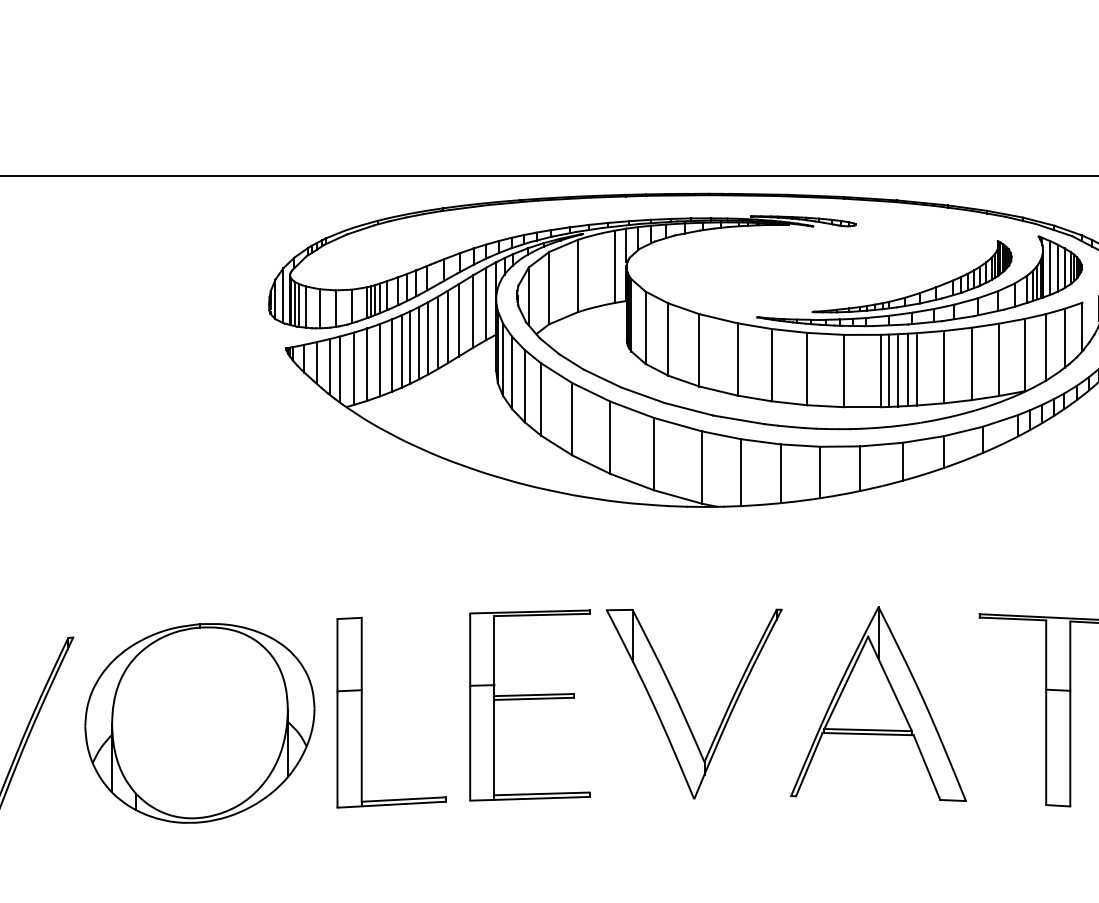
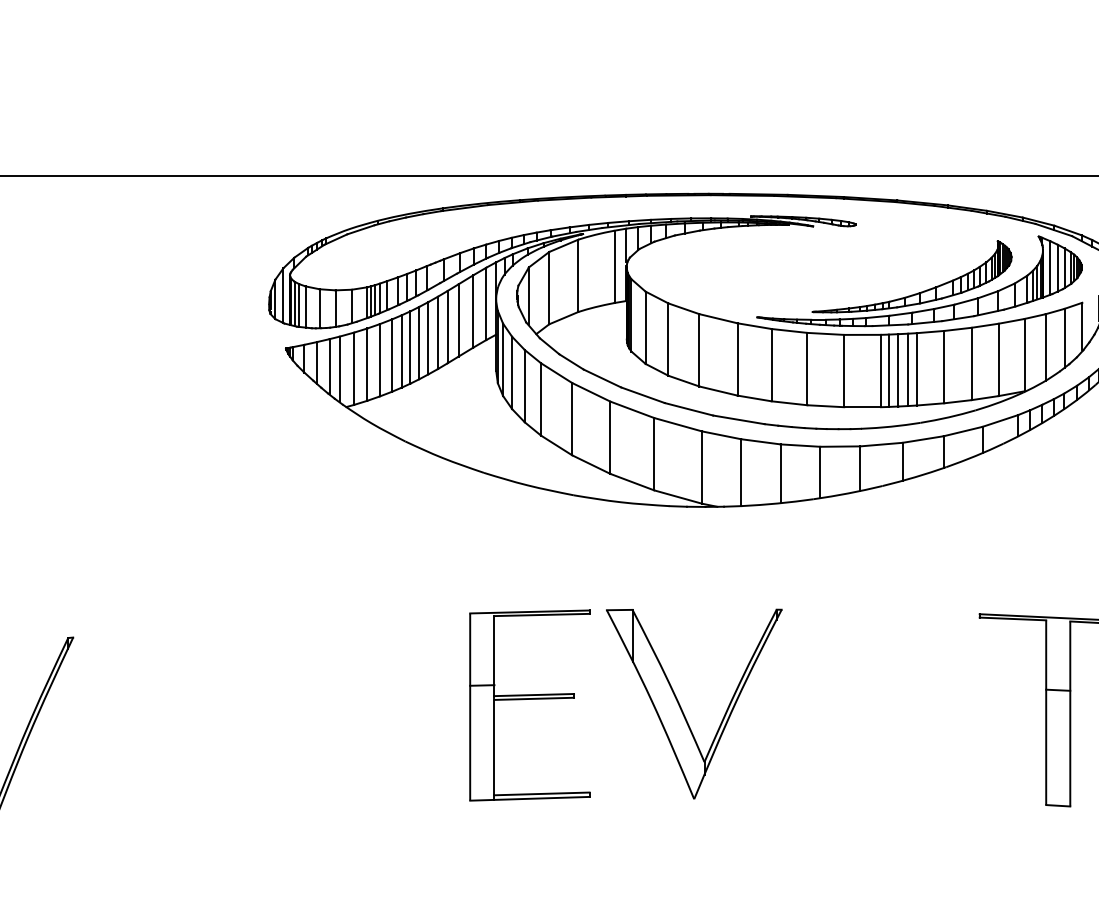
part: present -> none (878, 703)
part: present -> none (362, 712)
part: present -> none (199, 723)
